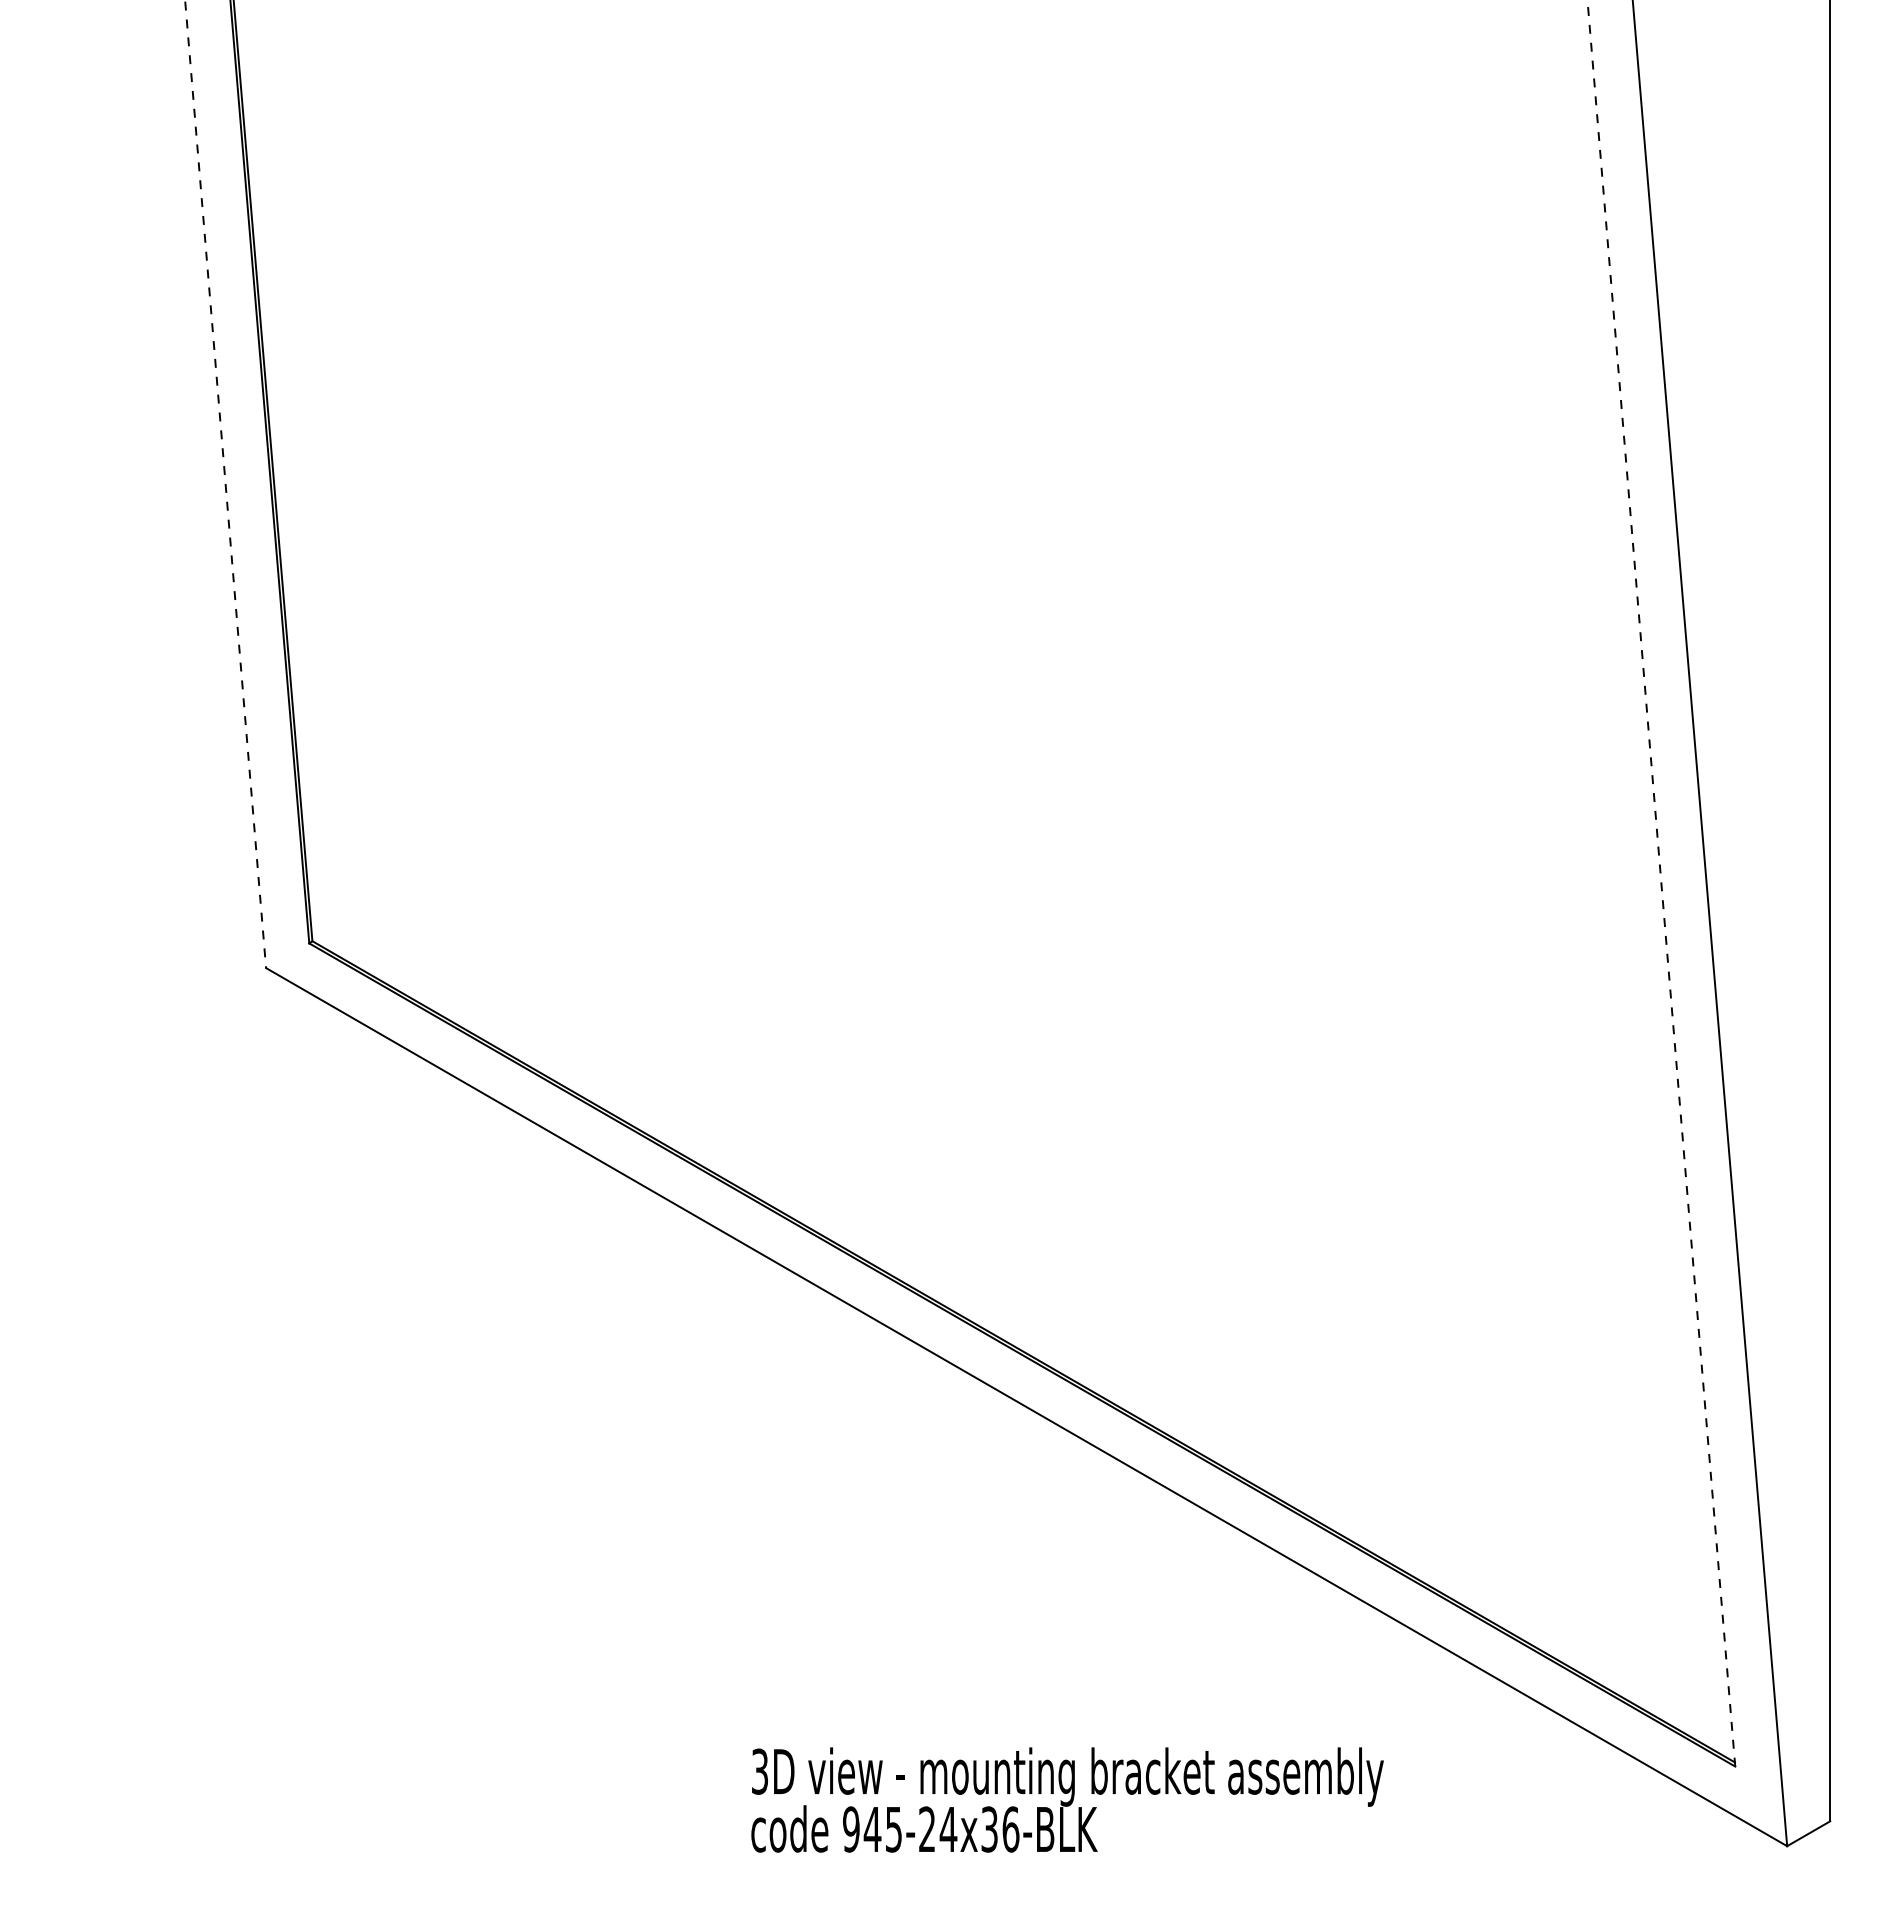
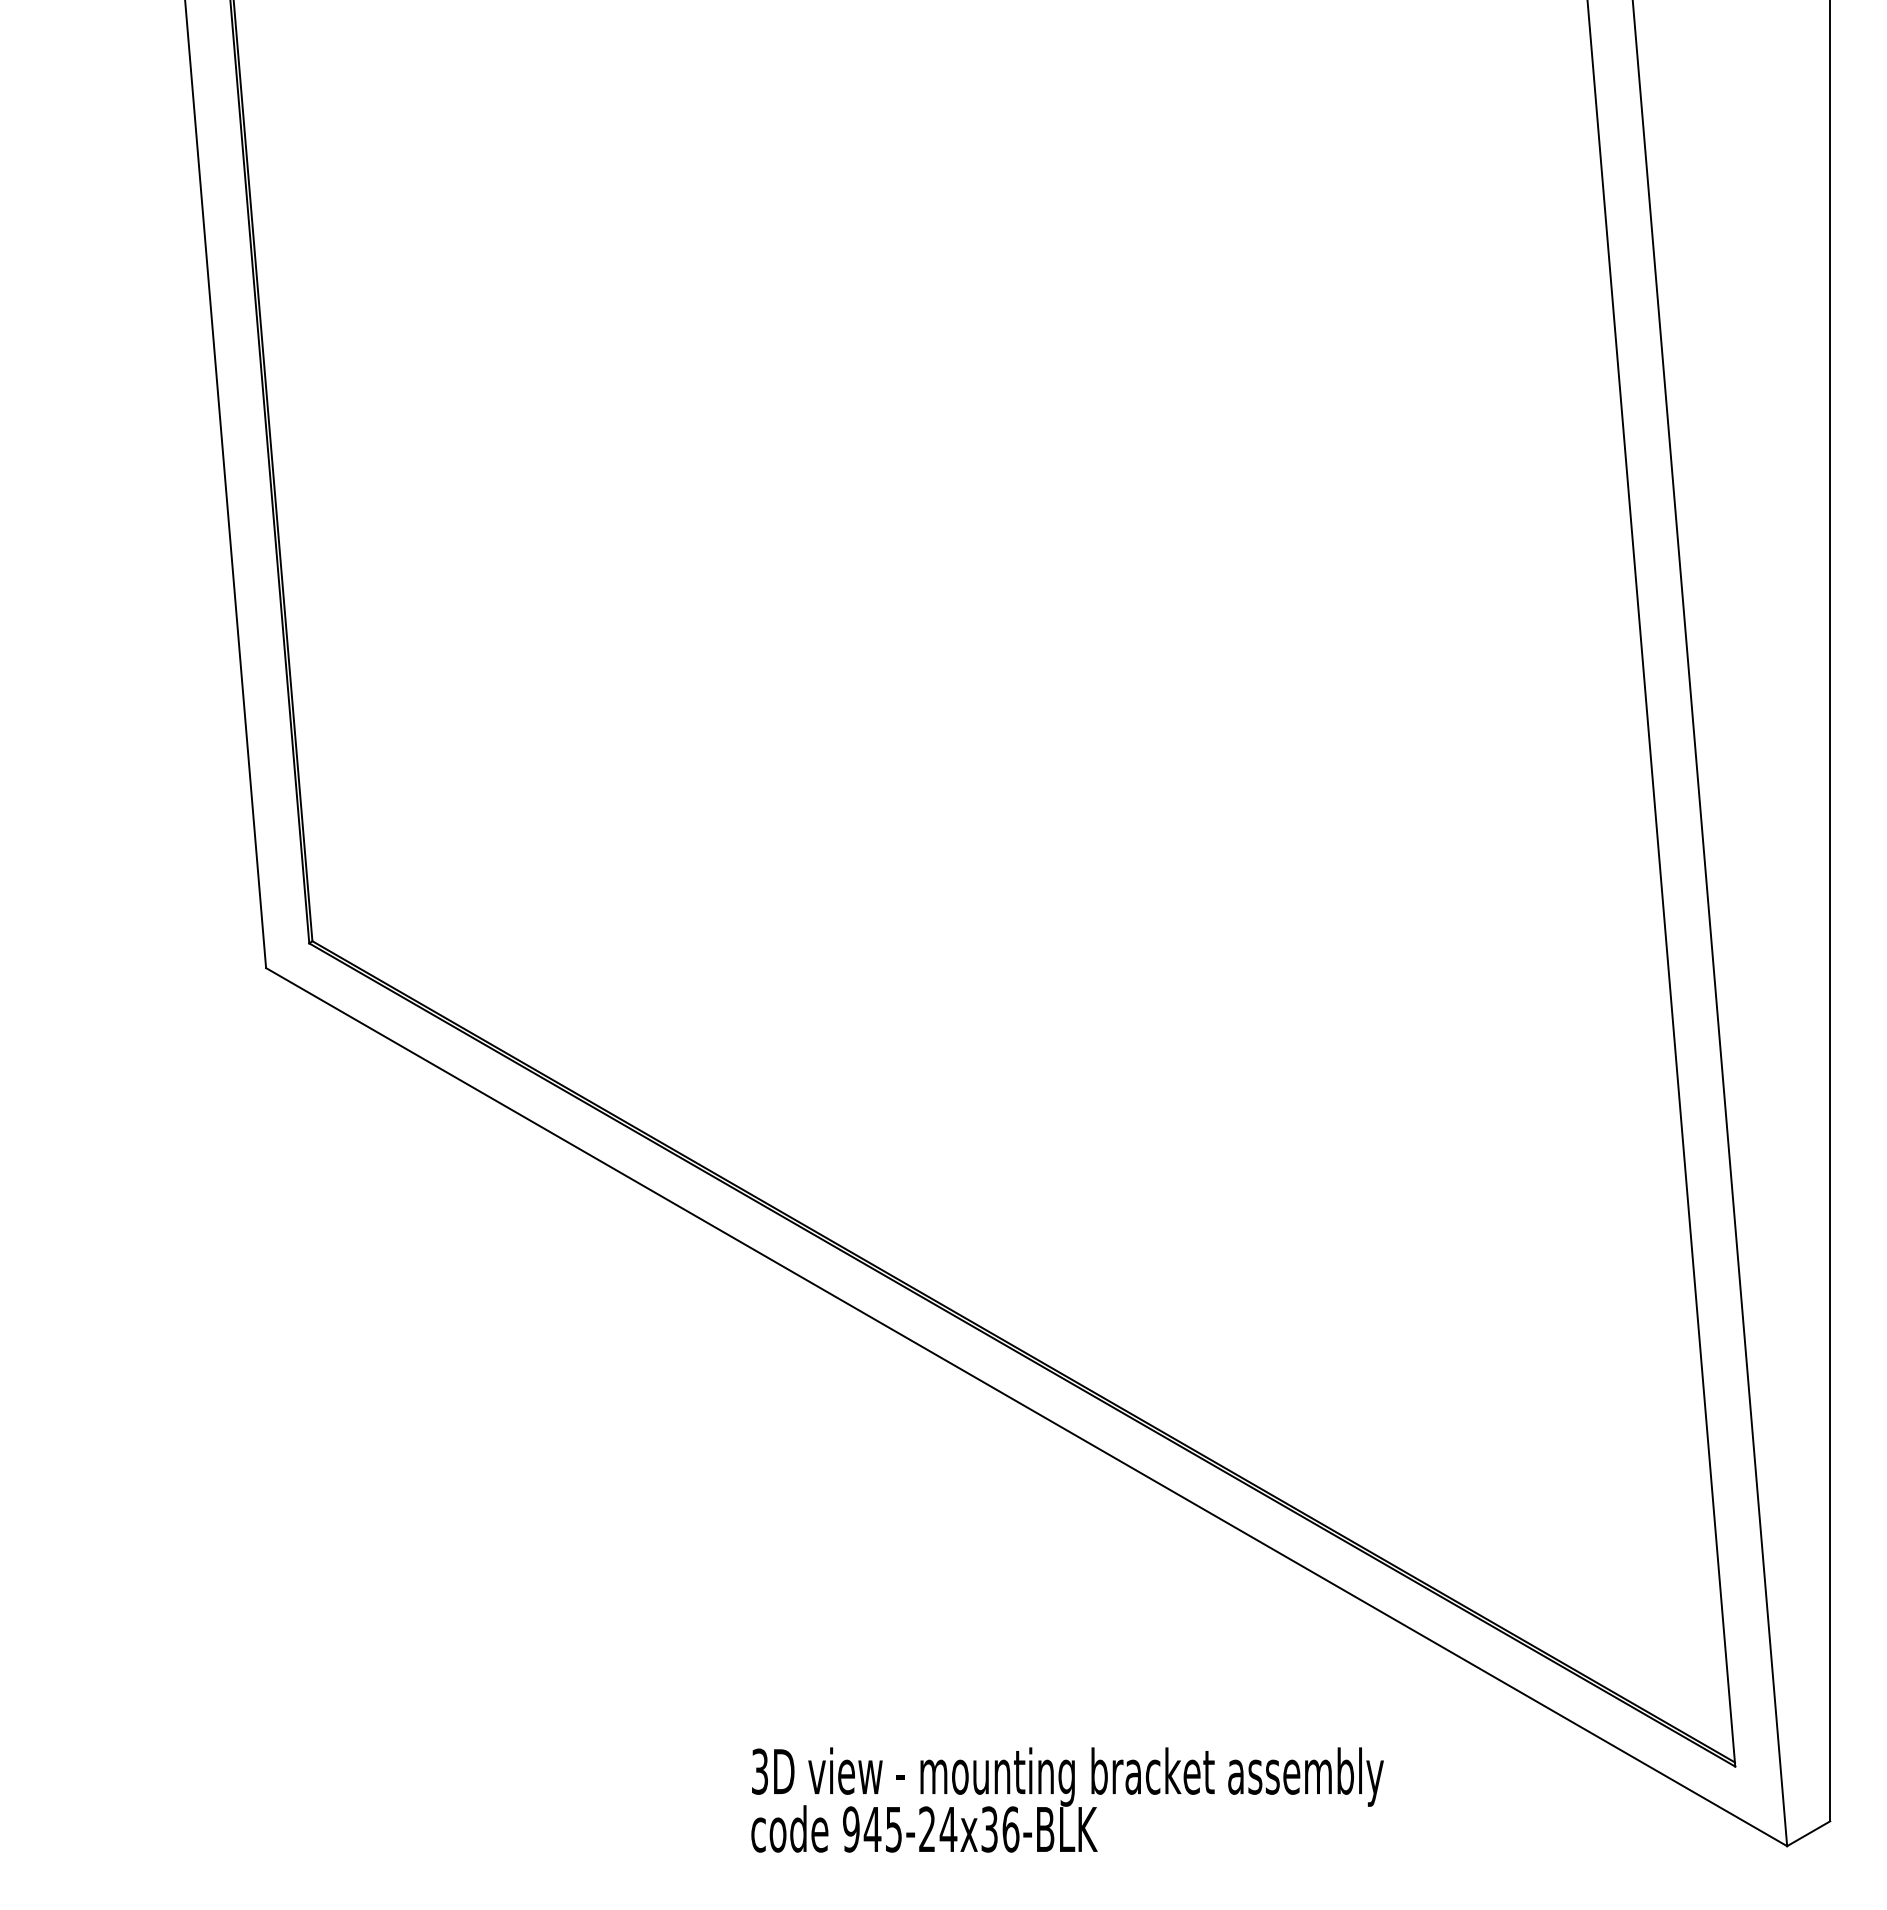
line: dashed -> solid (225, 484)
line: dashed -> solid (1661, 883)
